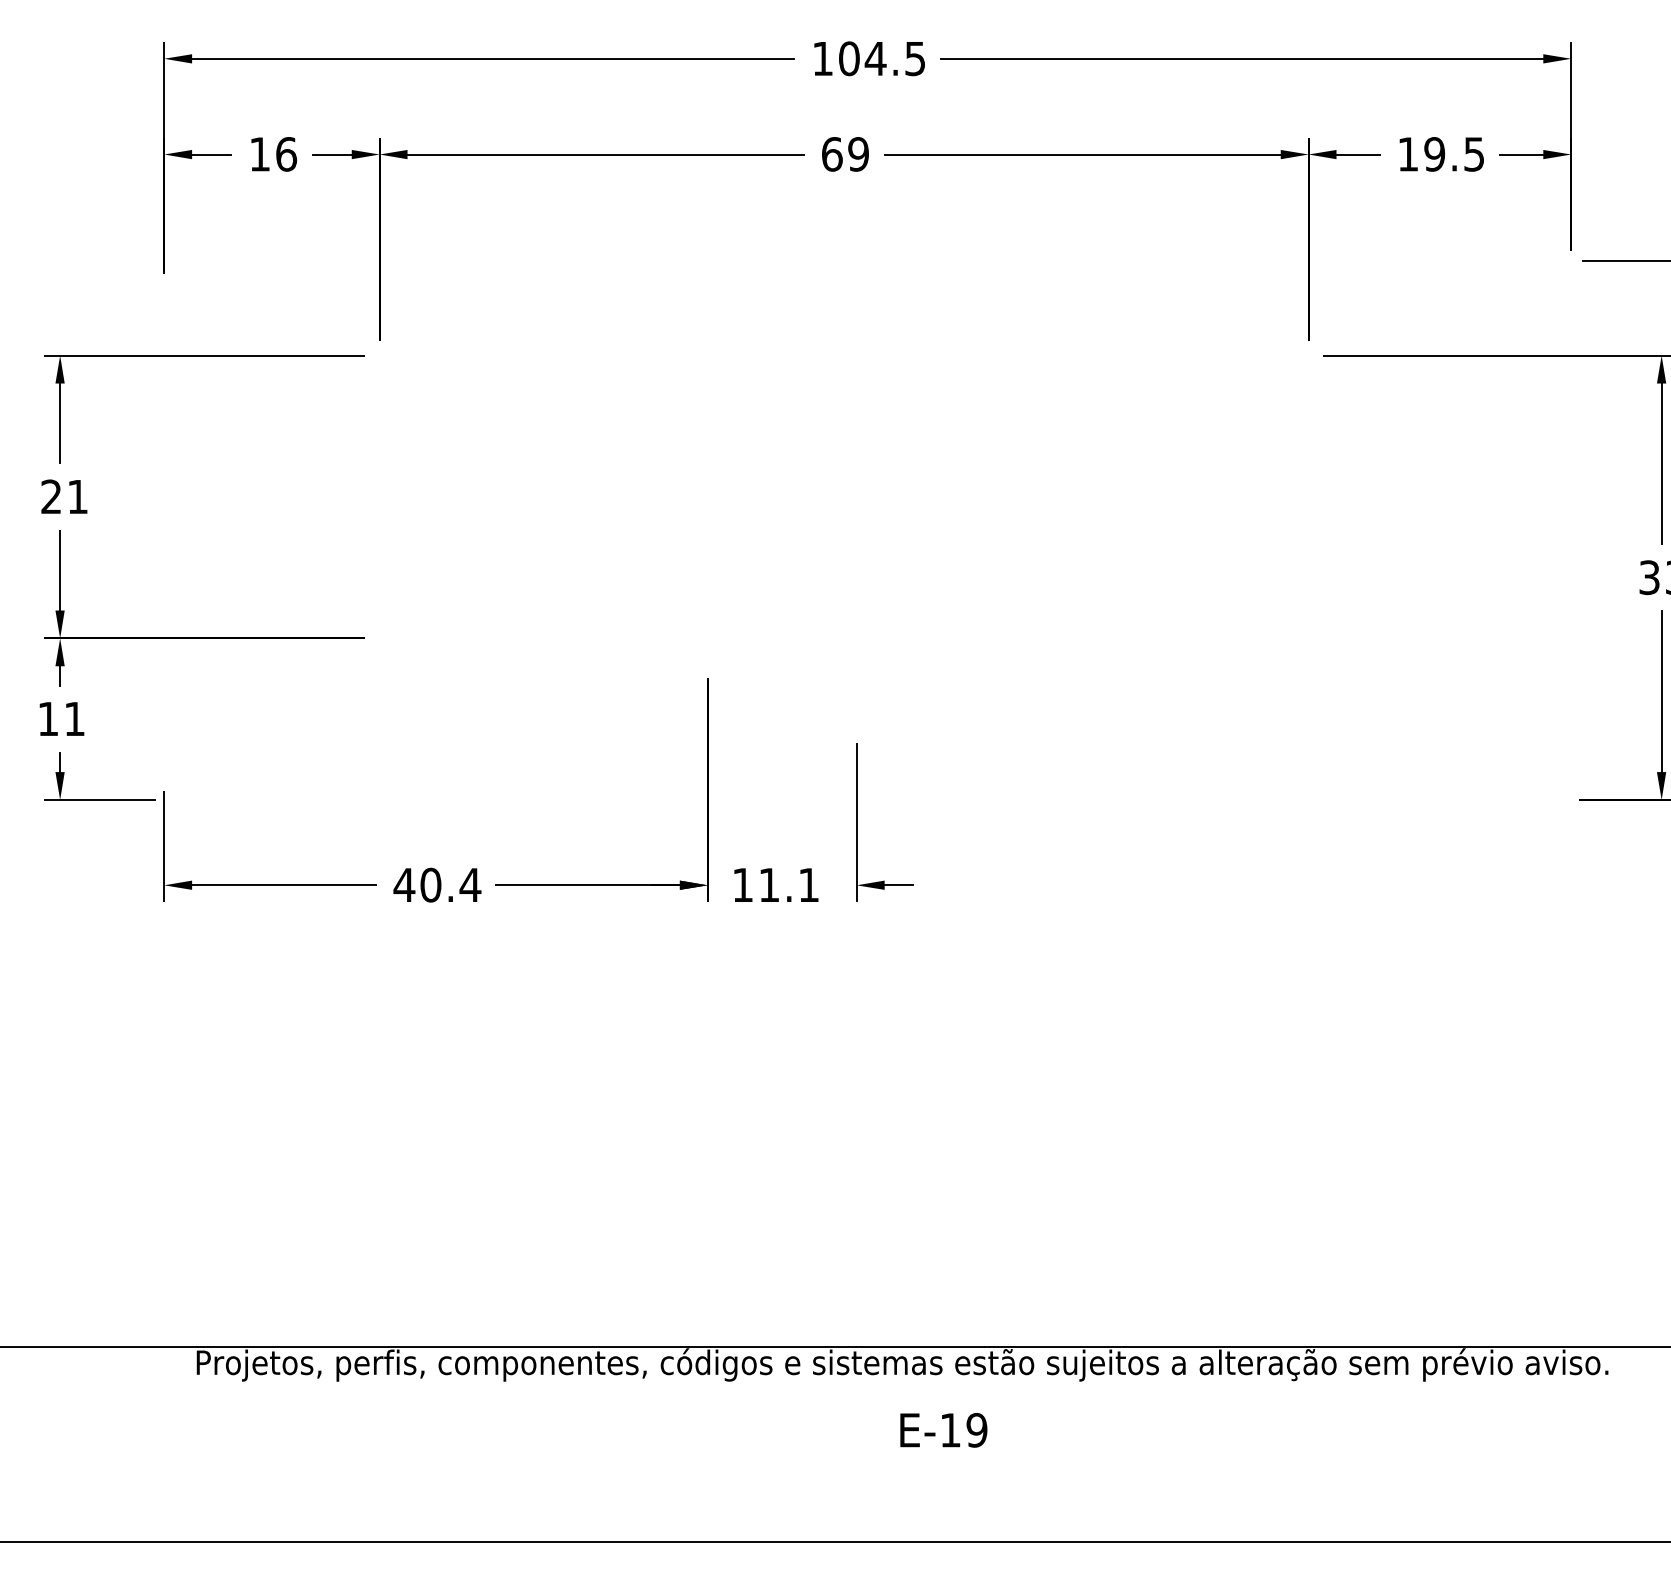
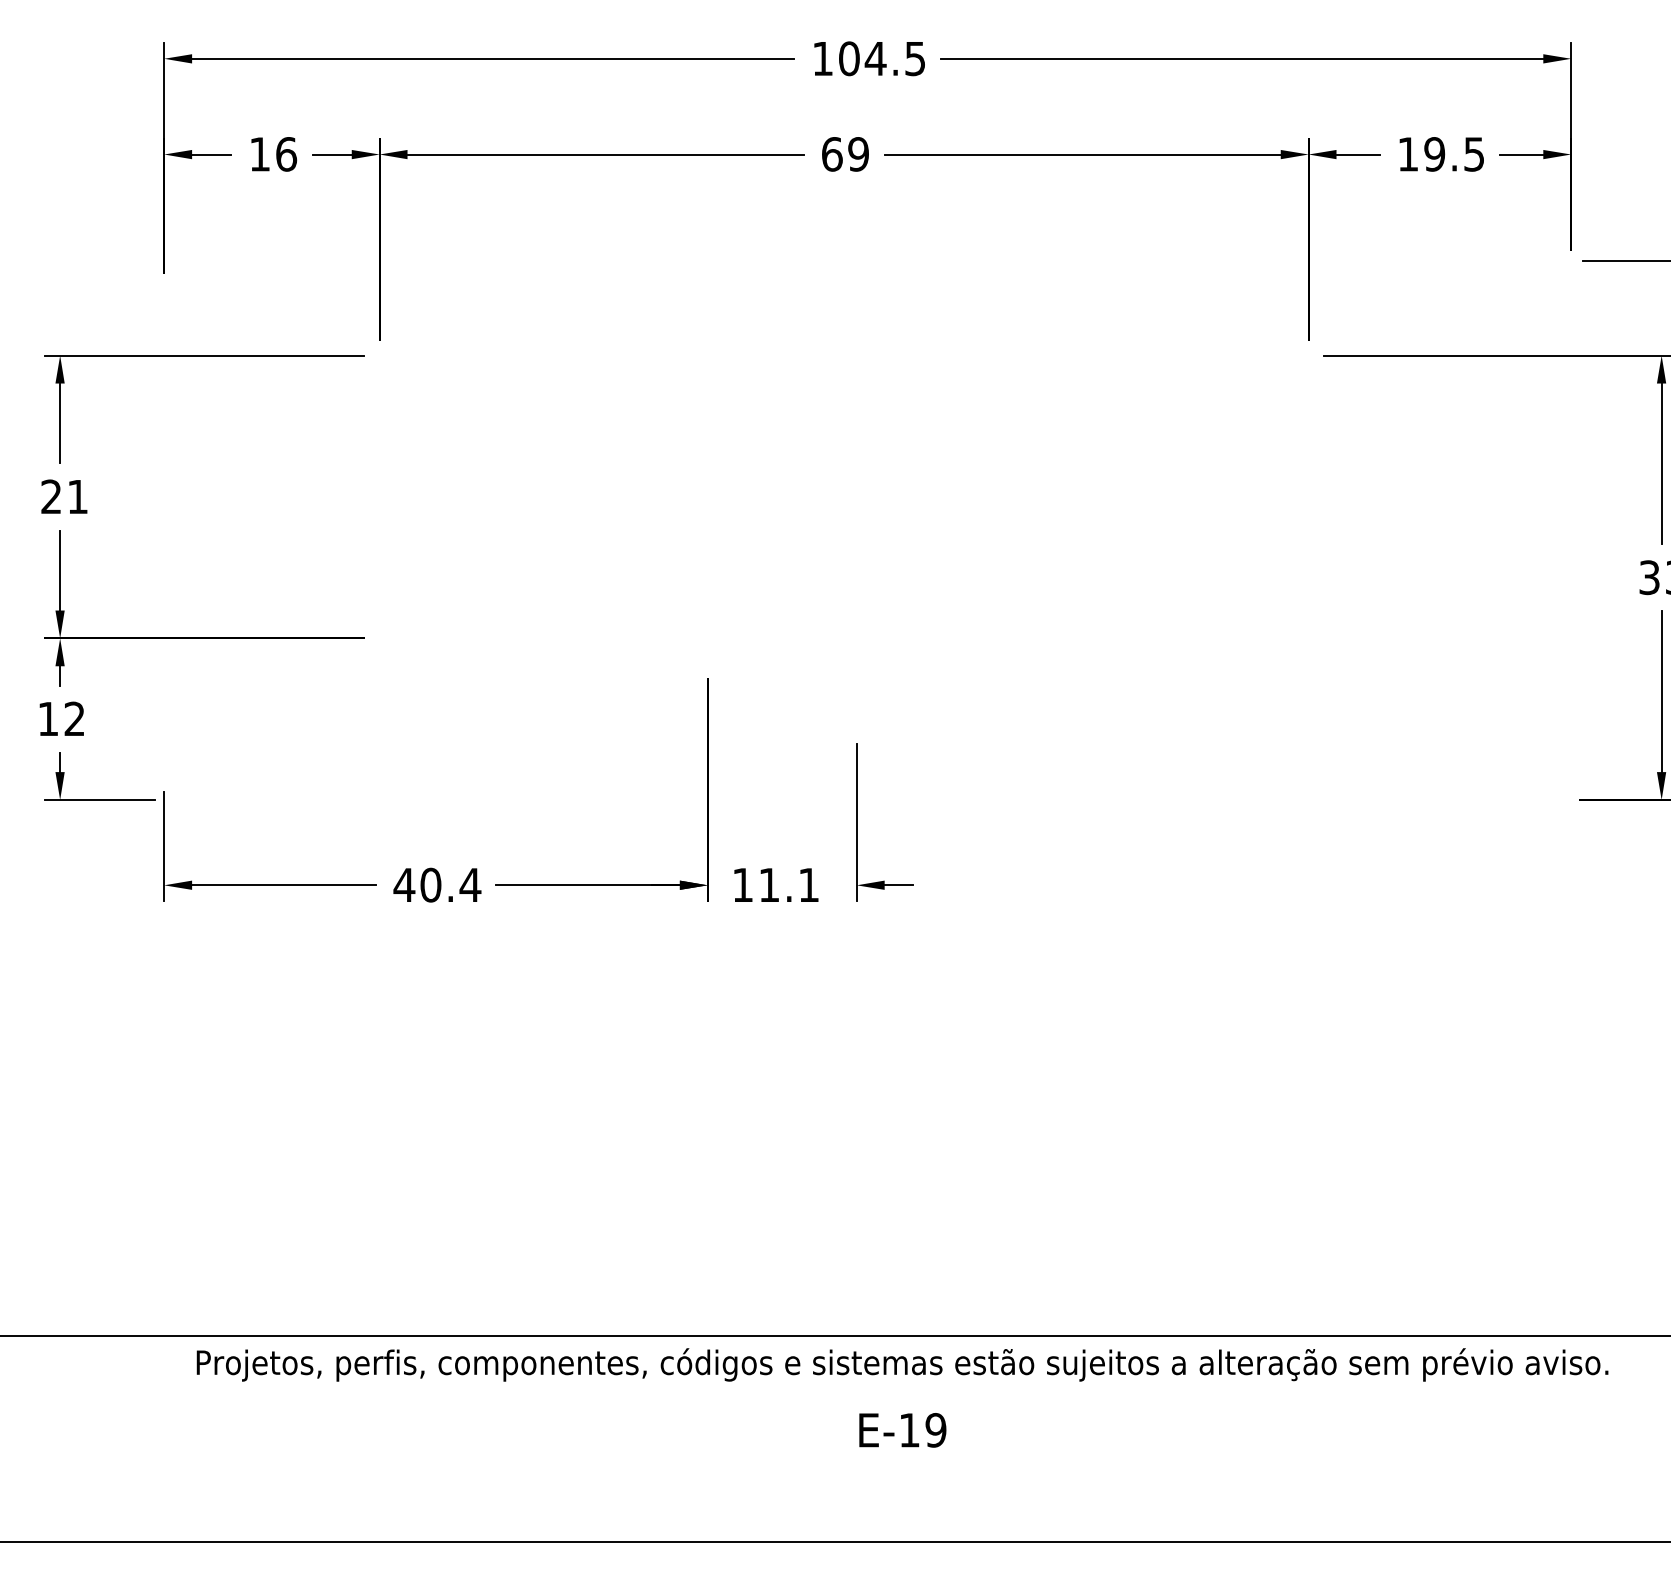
text: 11 -> 12 (74, 718)
line position: (834, 1347) -> (834, 1336) (834, 1336)
text position: (943, 1430) -> (902, 1430) (902, 1430)
